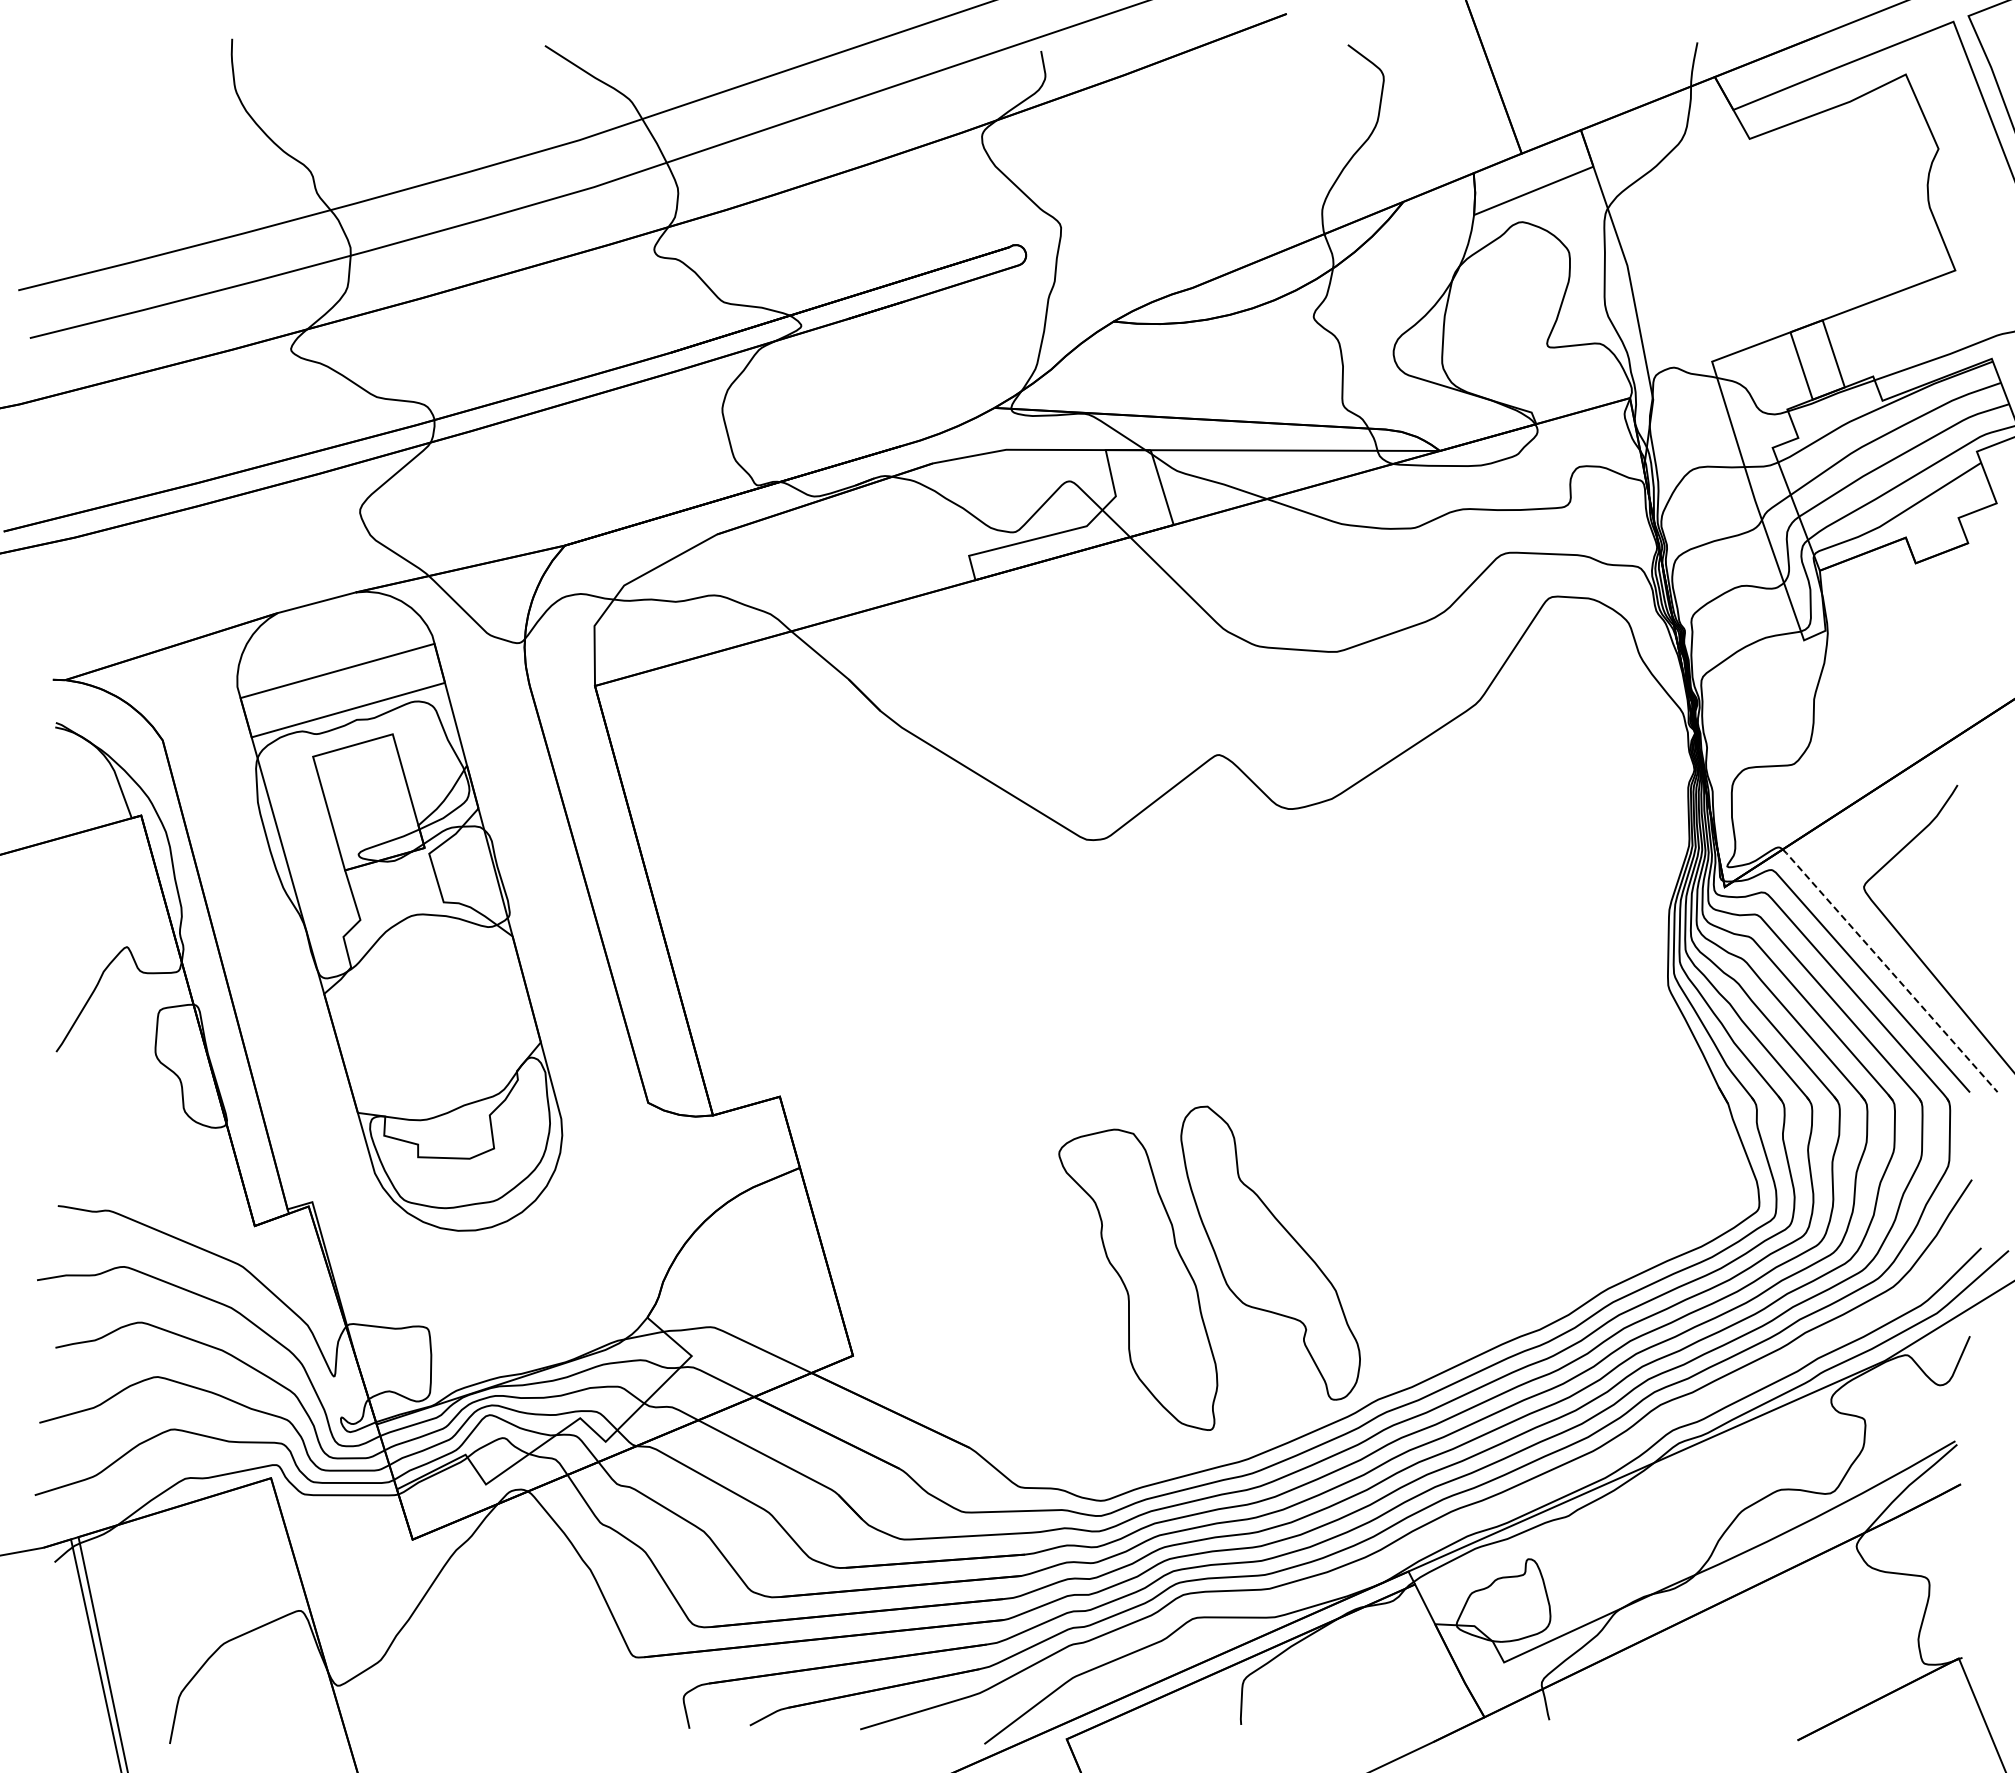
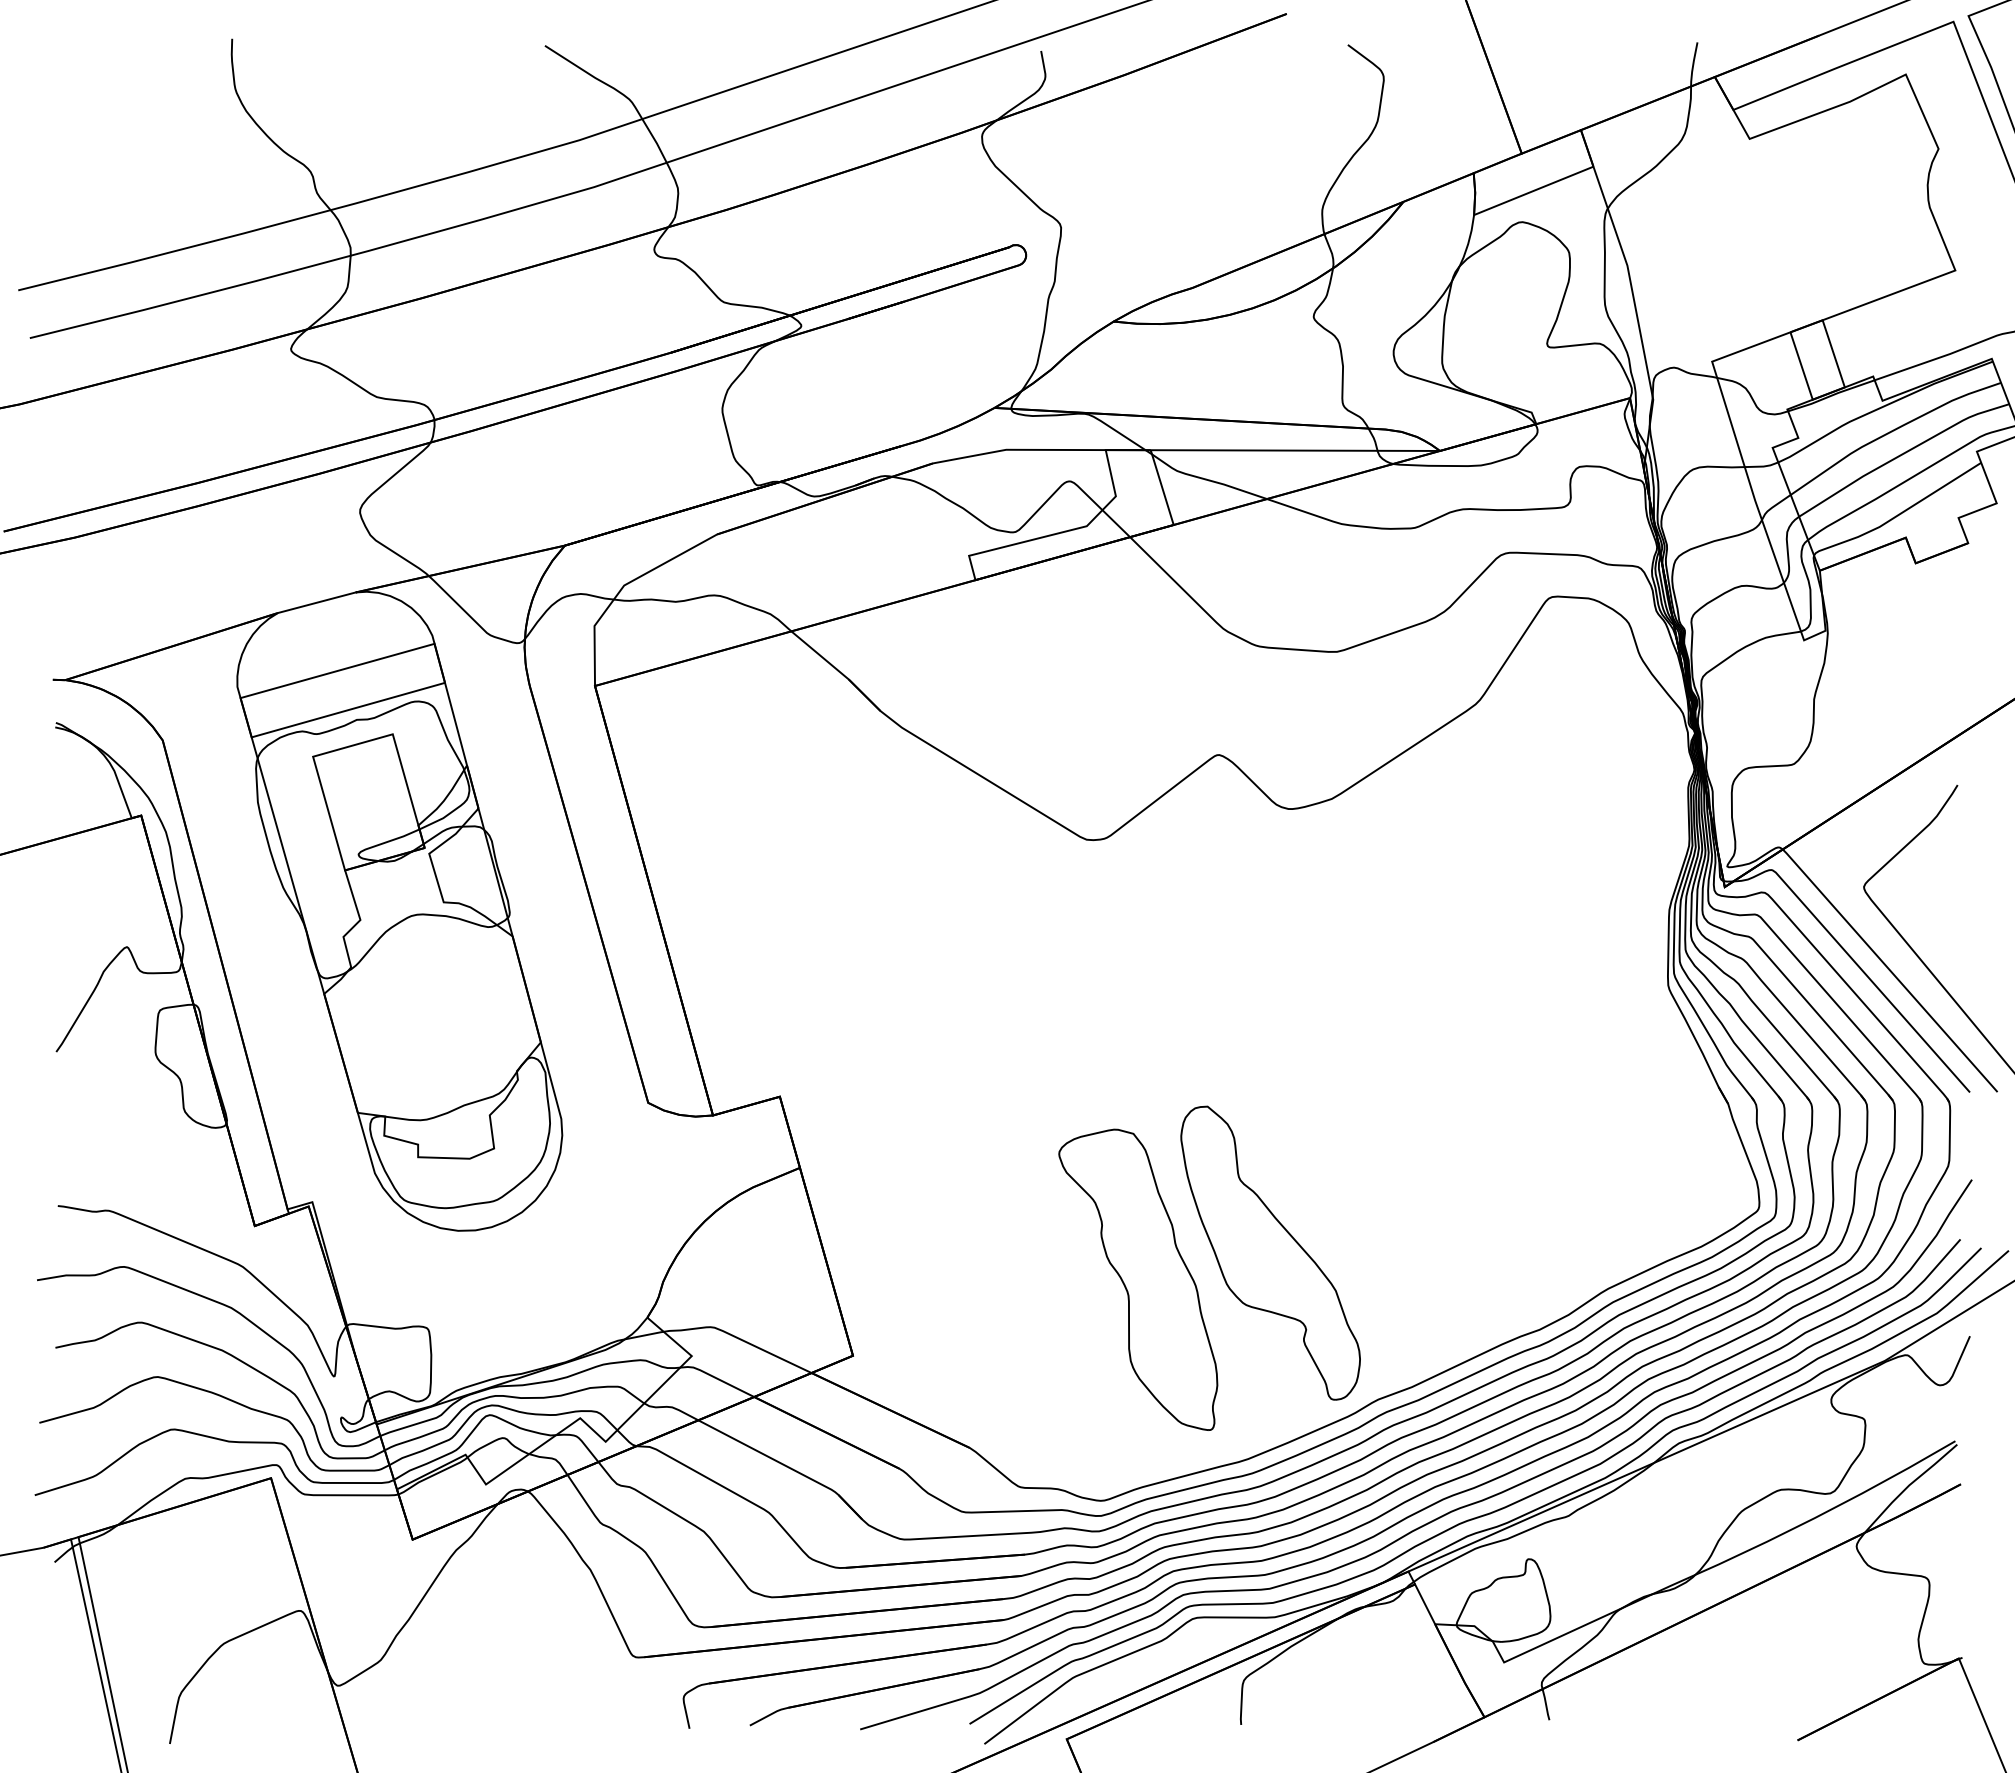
line: dashed -> solid (1889, 970)
curve: none -> present (1473, 1517)
